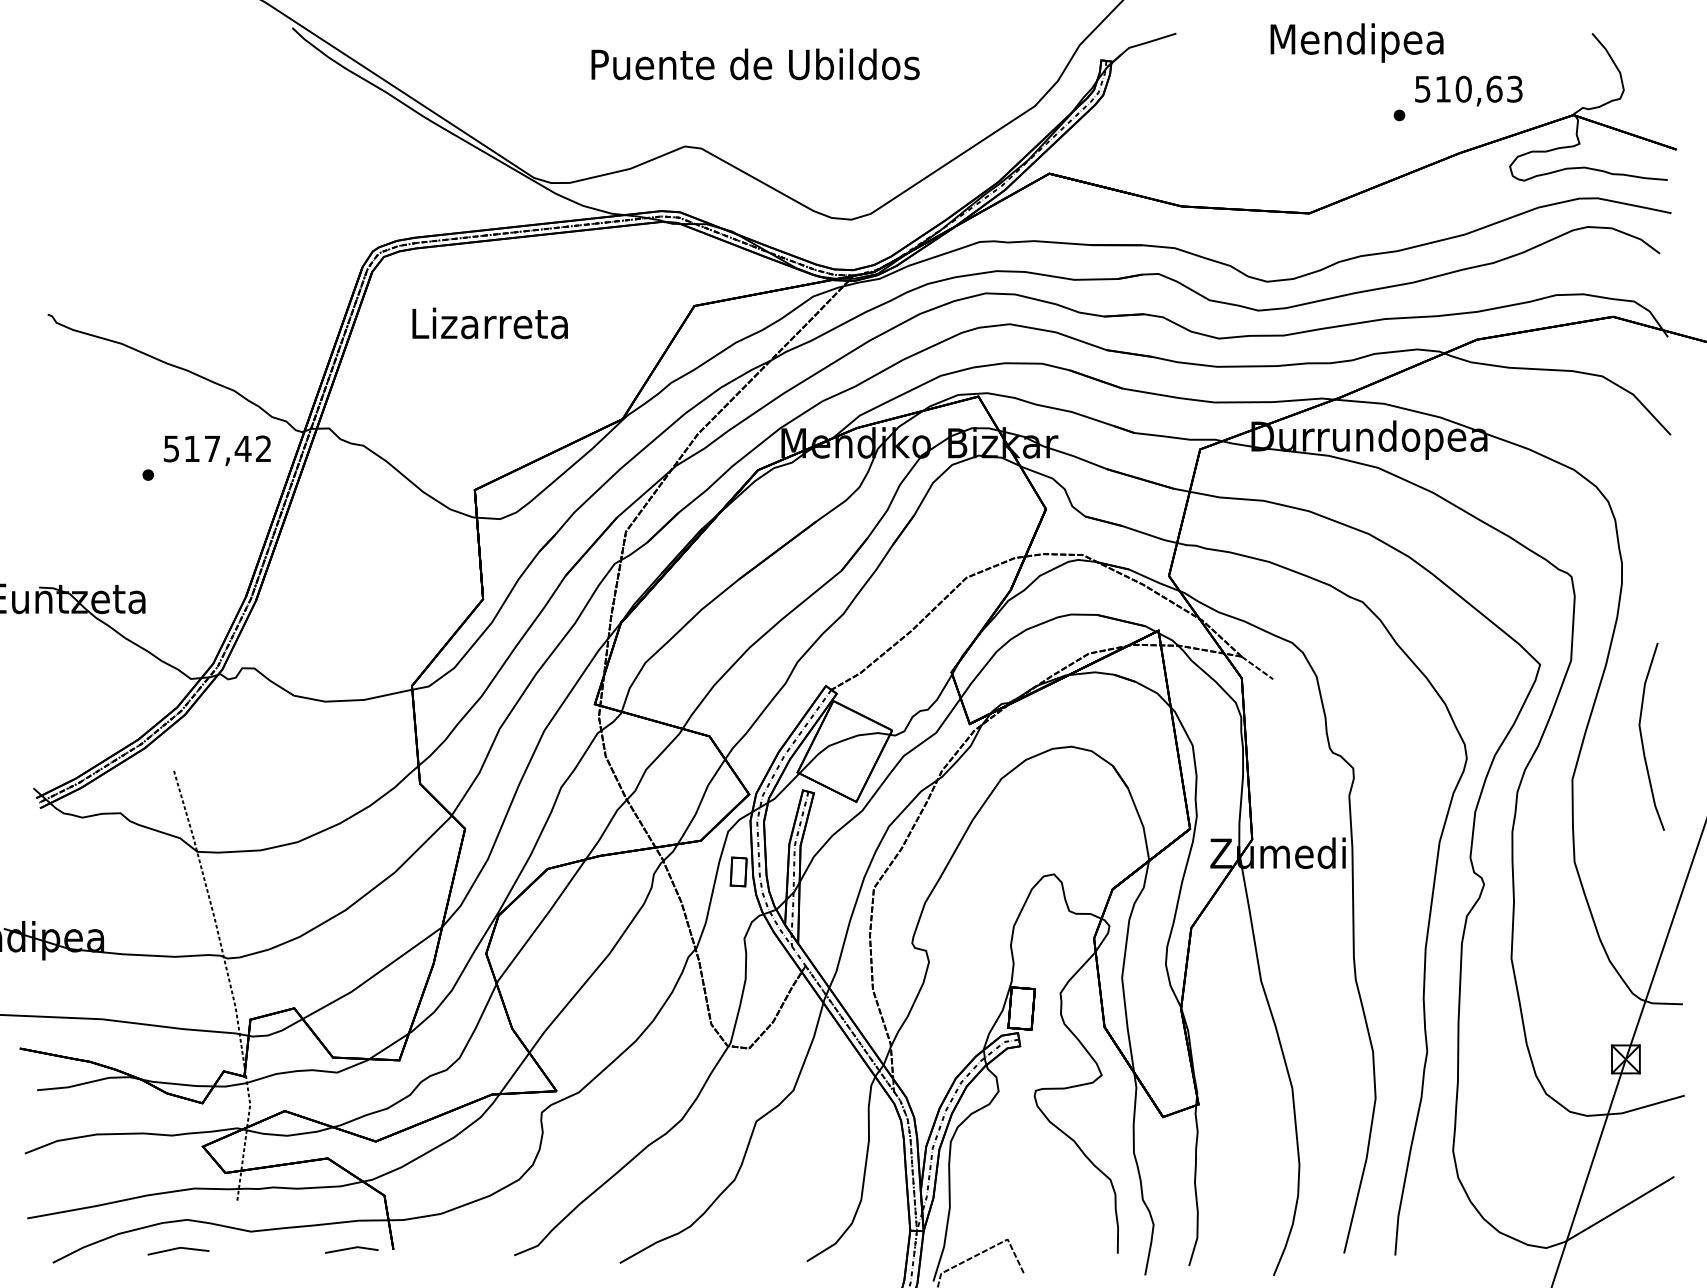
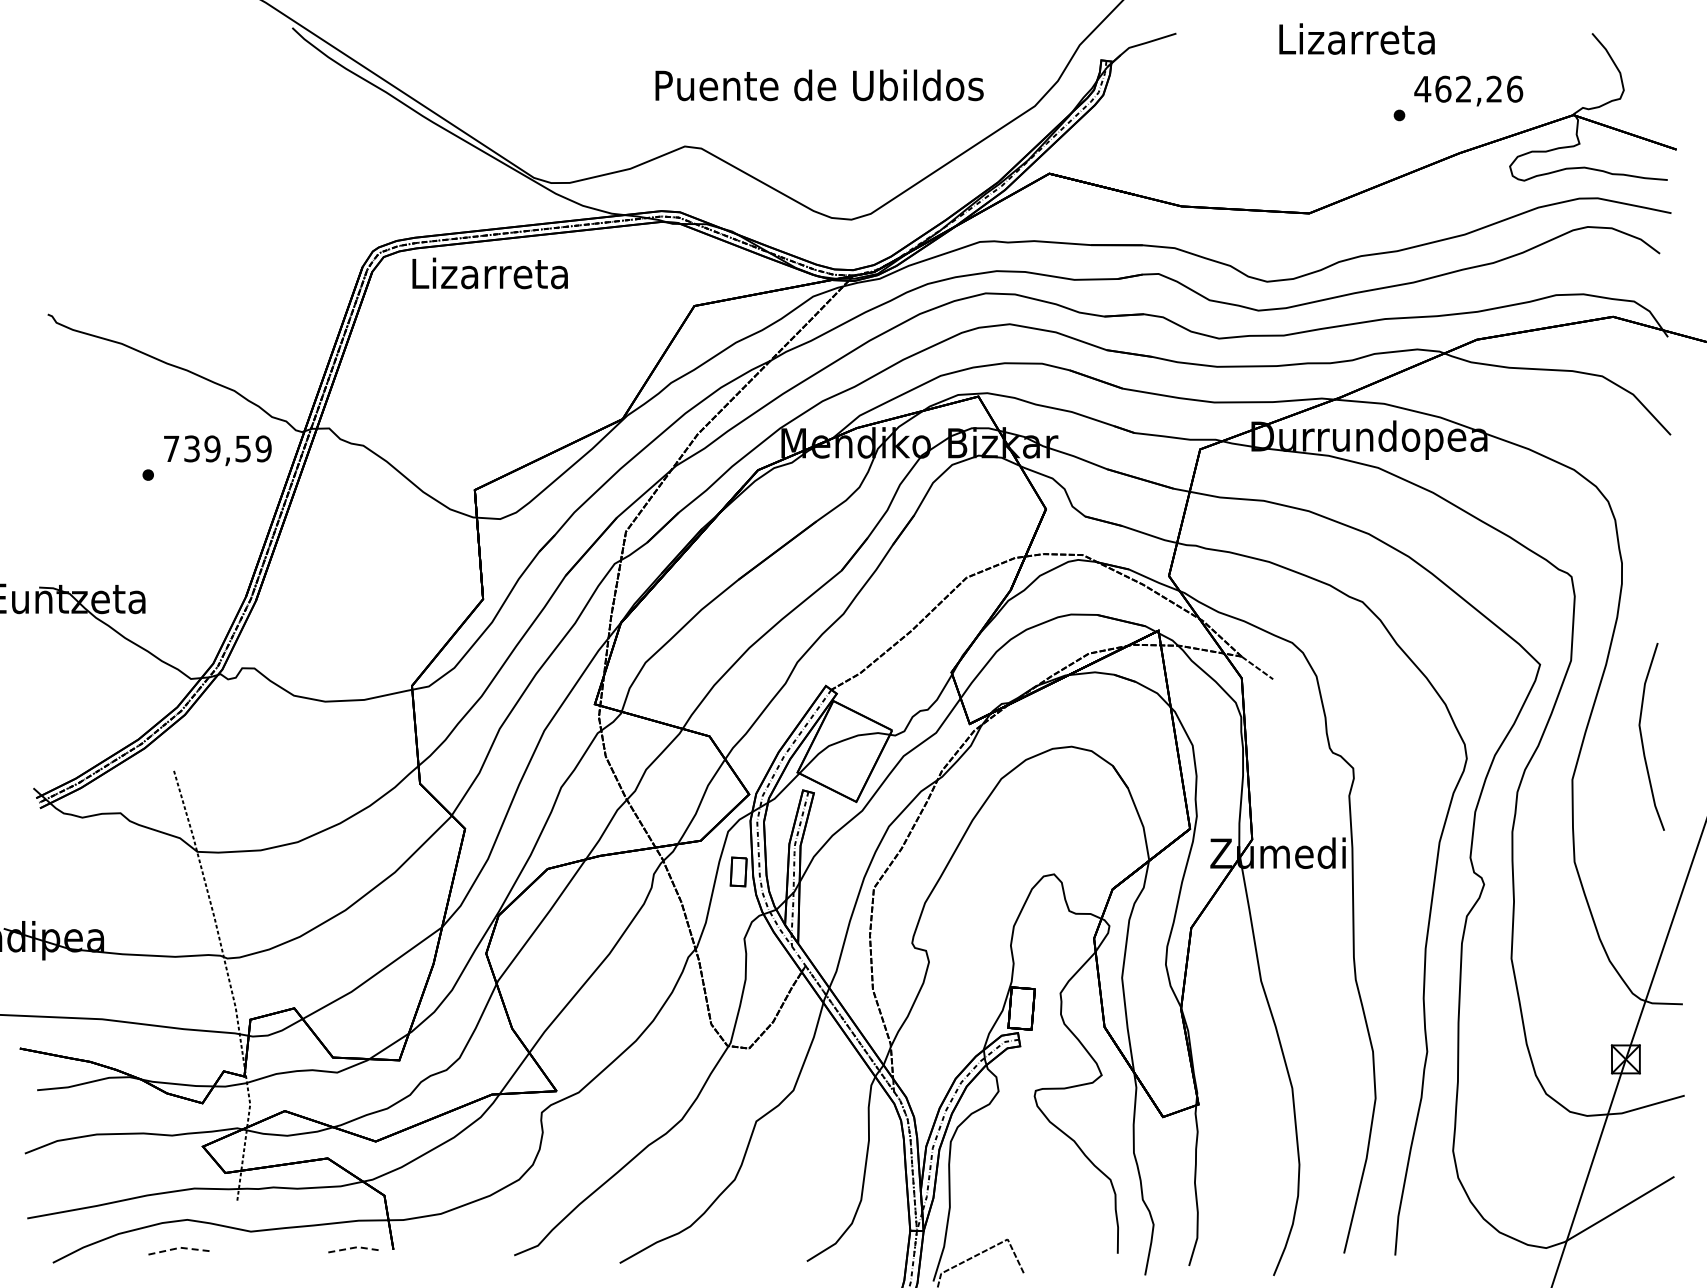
text: Mendipea -> Lizarreta (1356, 42)
text position: (755, 64) -> (819, 85) (819, 85)
text: 510,63 -> 462,26 (1468, 88)
text position: (489, 323) -> (489, 273) (489, 273)
text: 517,42 -> 739,59 (217, 448)
line: solid -> dashed (178, 1248)
line: solid -> dashed (351, 1248)
